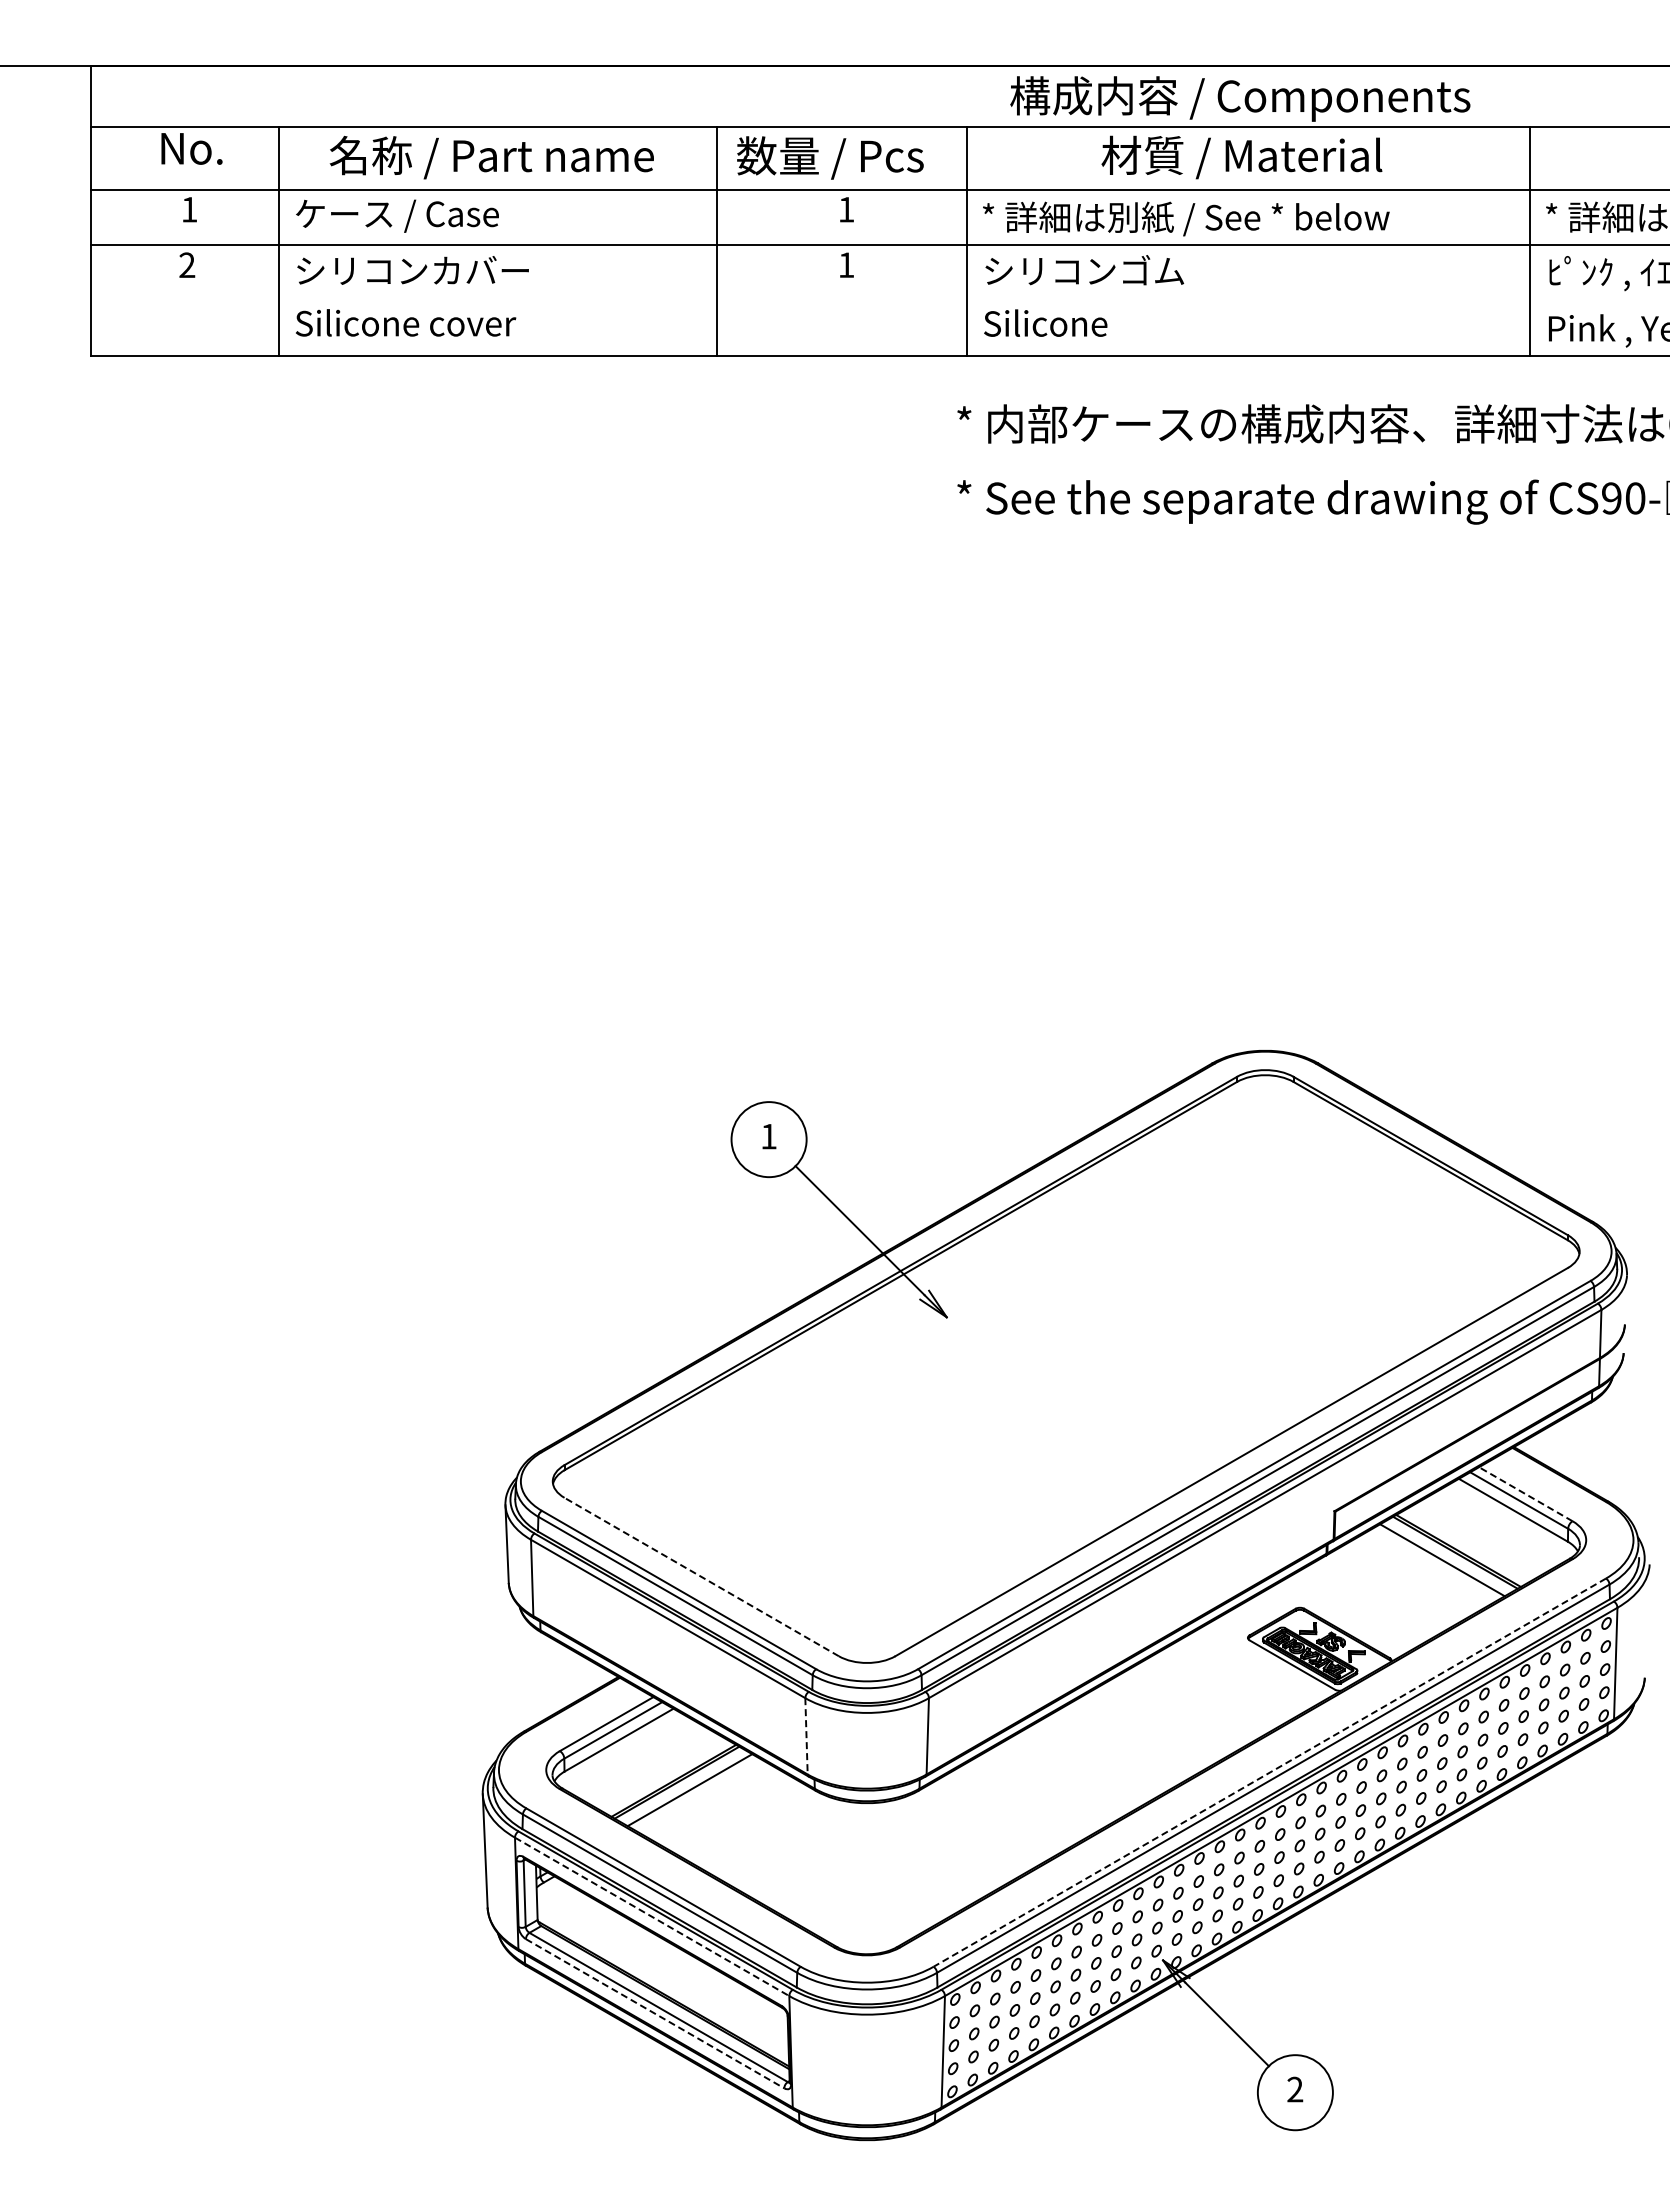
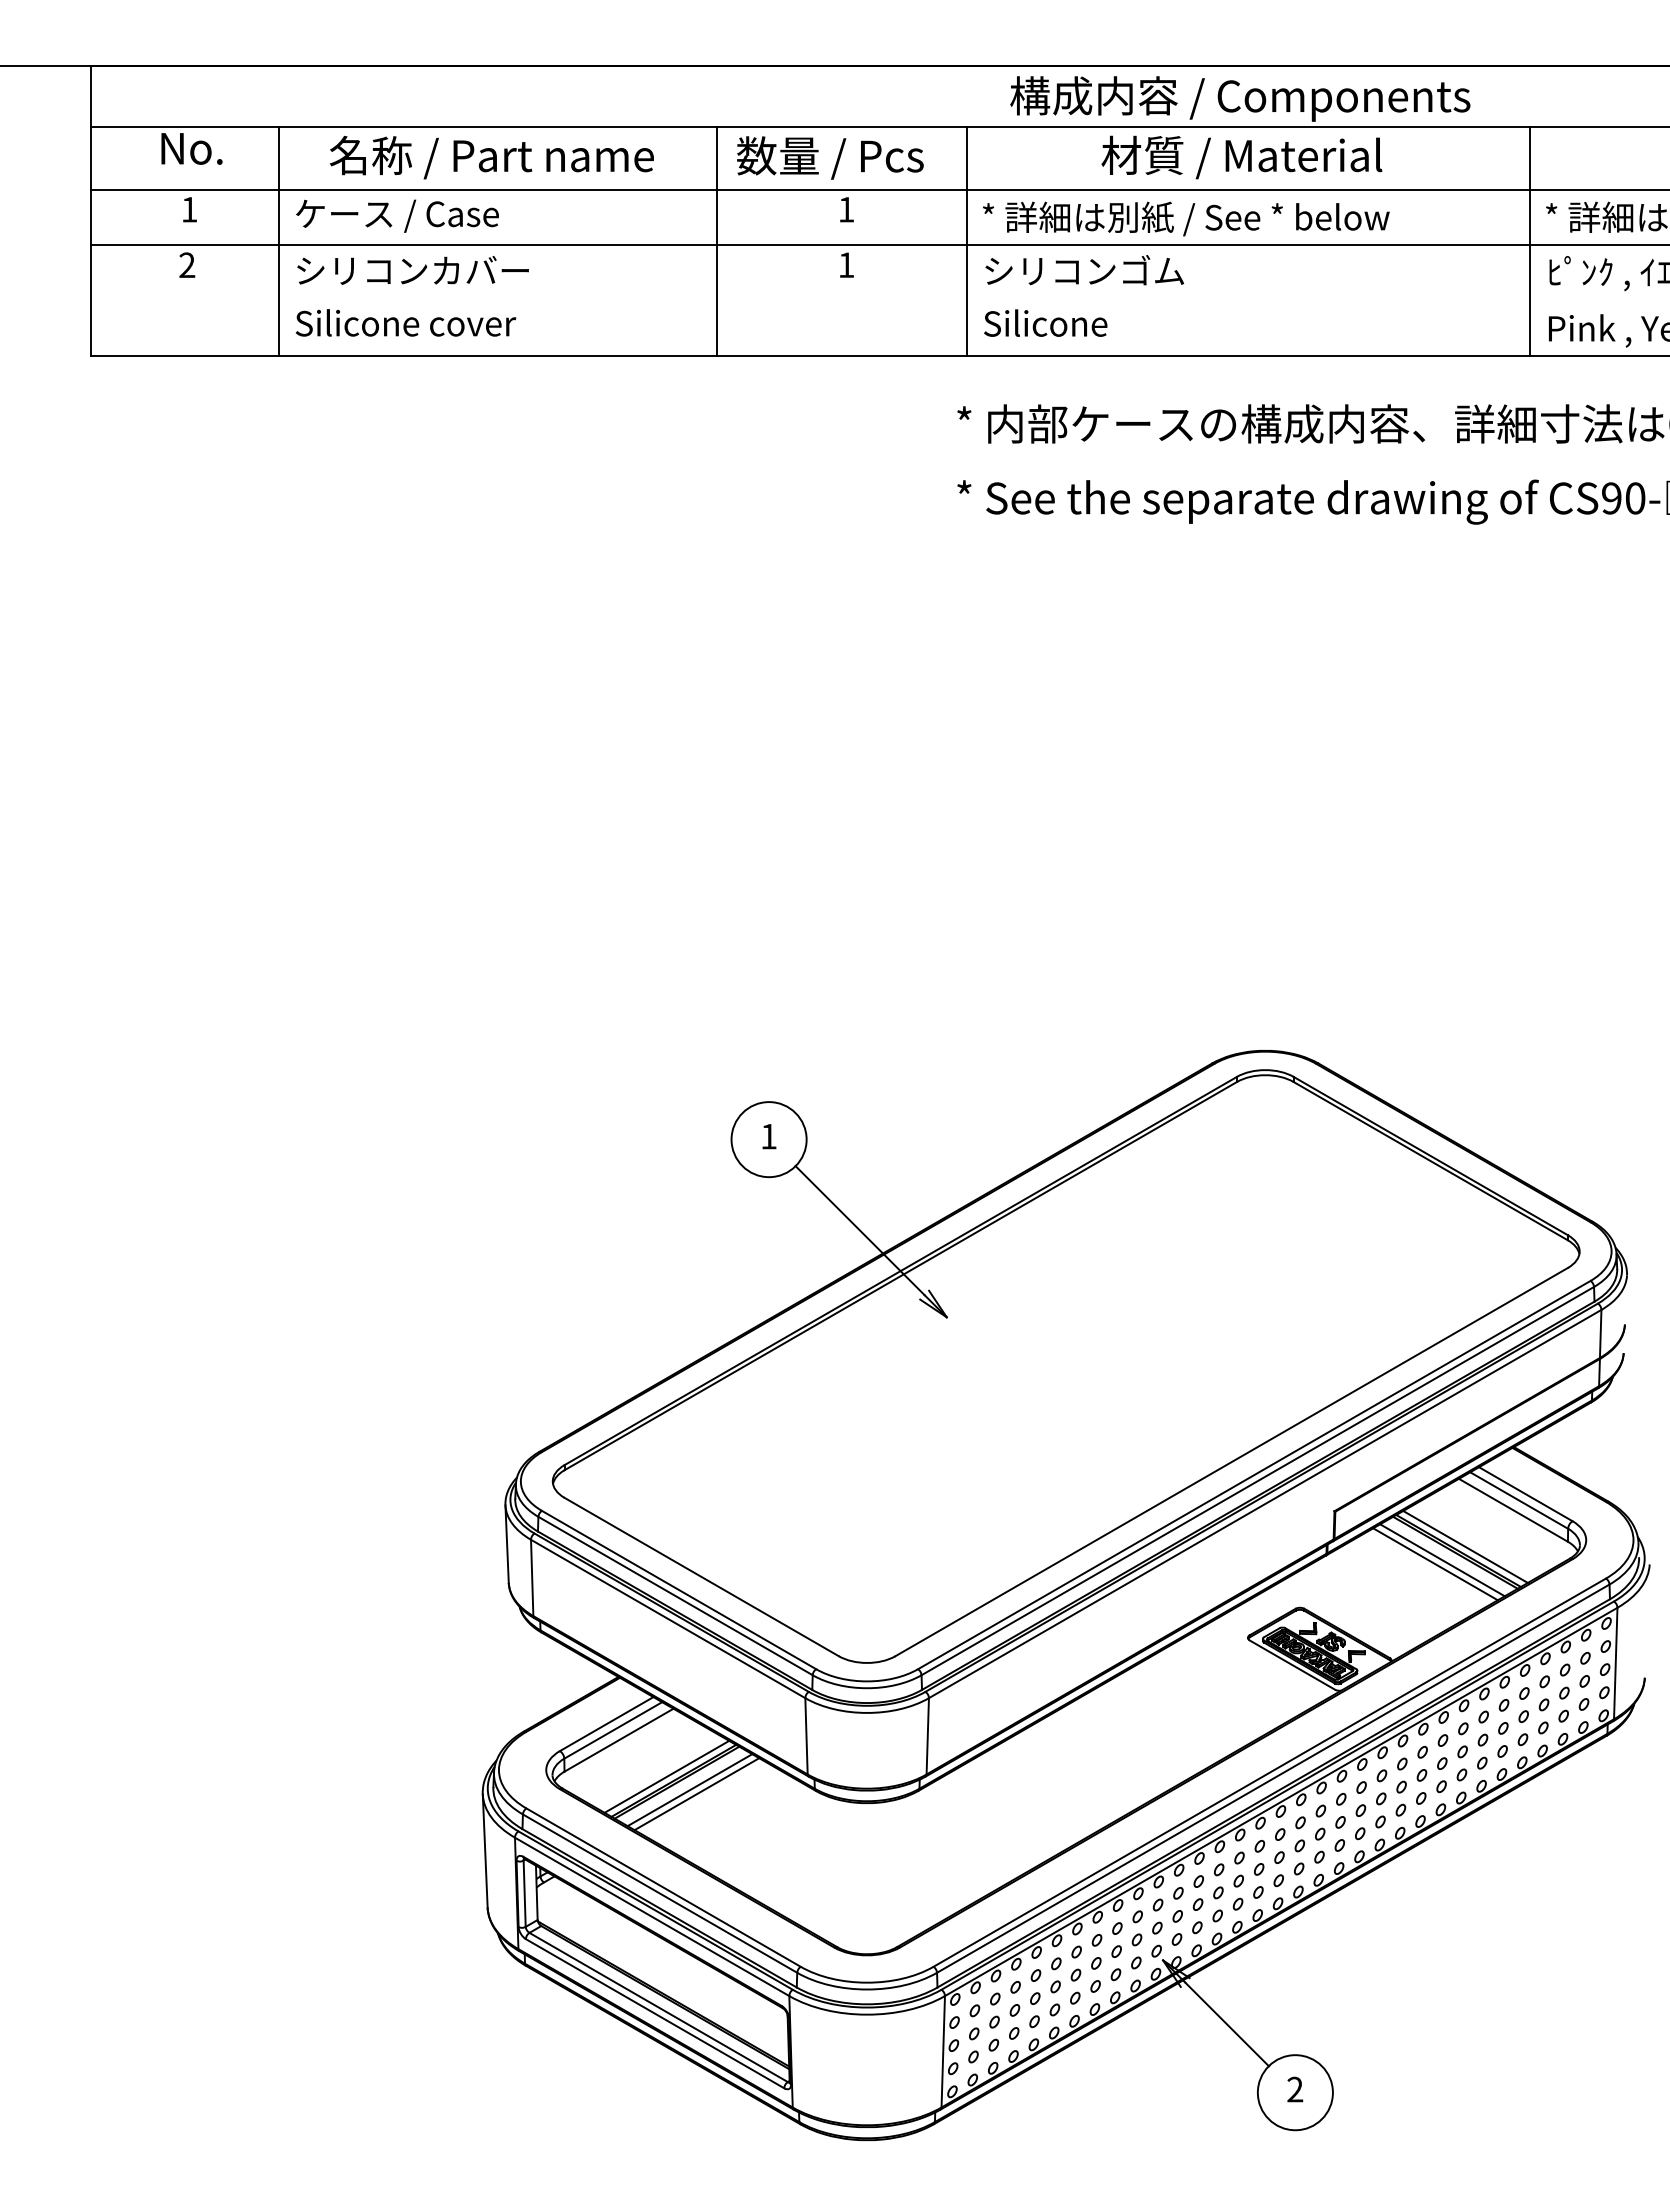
line: dashed -> solid (1525, 1493)
line: none -> present (1465, 1546)
line: none -> present (1435, 1564)
line: dashed -> solid (701, 1576)
line: dashed -> solid (806, 1736)
line: dashed -> solid (1269, 1772)
line: none -> present (666, 1776)
line: none -> present (696, 1794)
line: dashed -> solid (652, 1917)
line: dashed -> solid (655, 2014)
